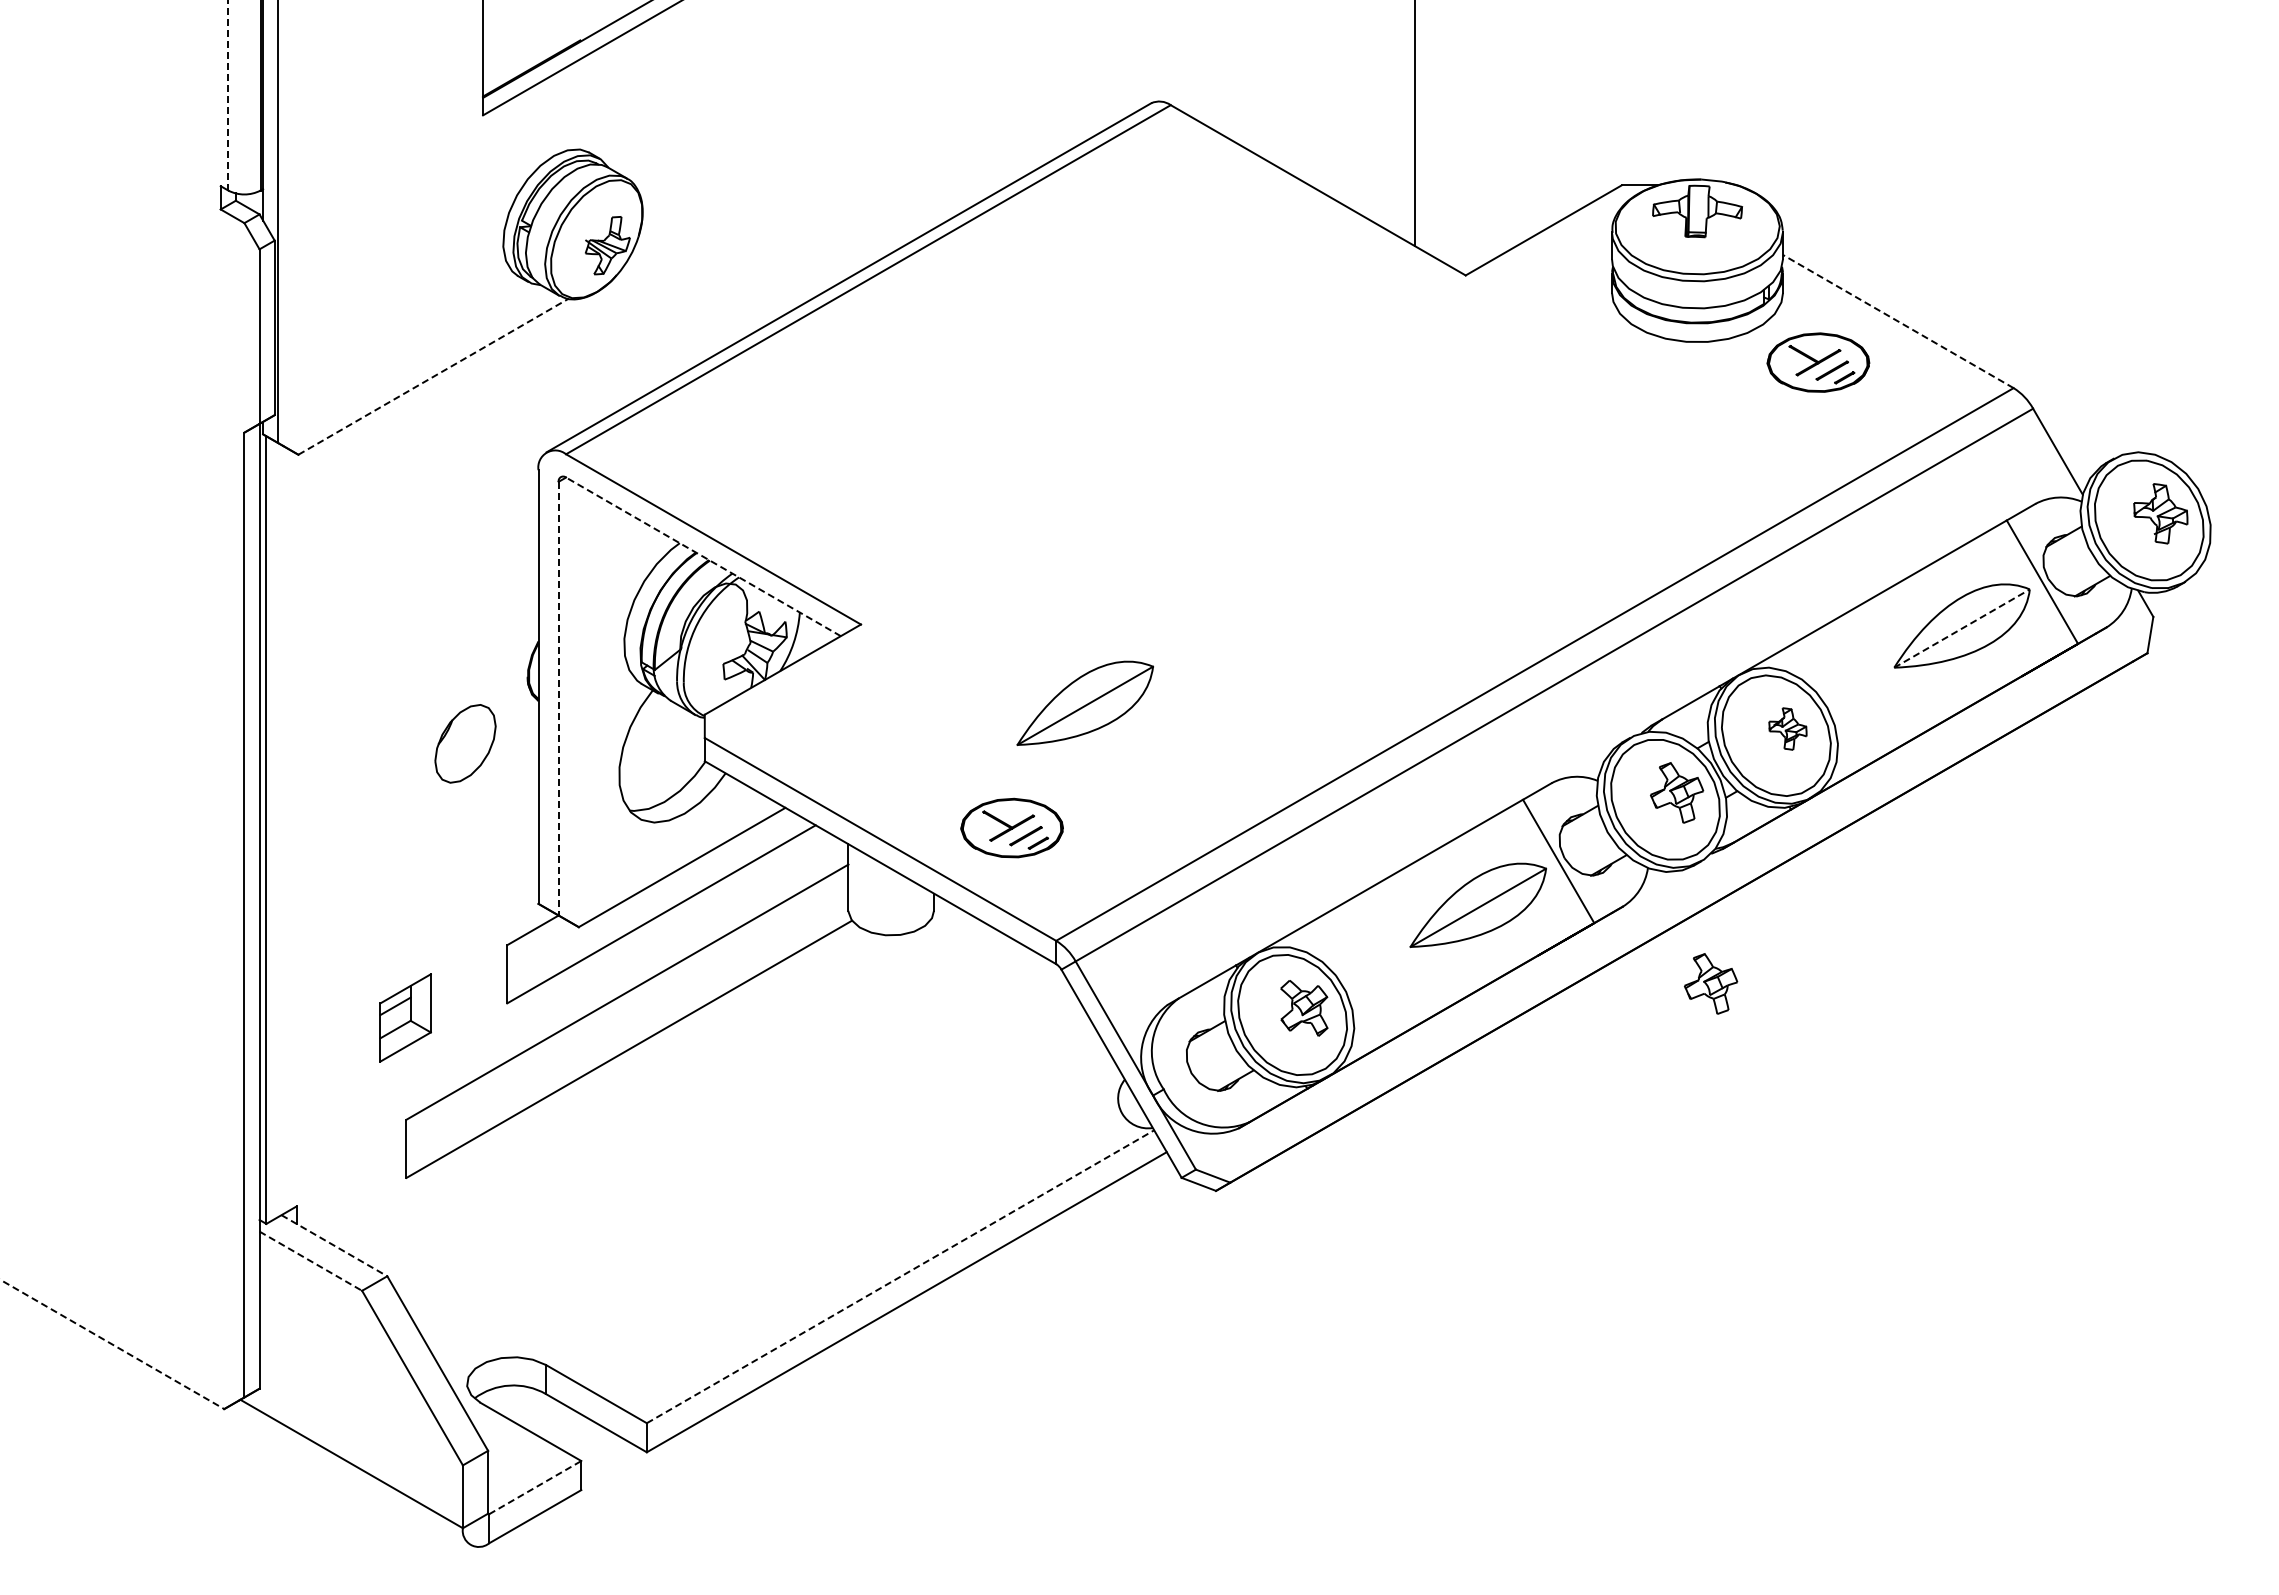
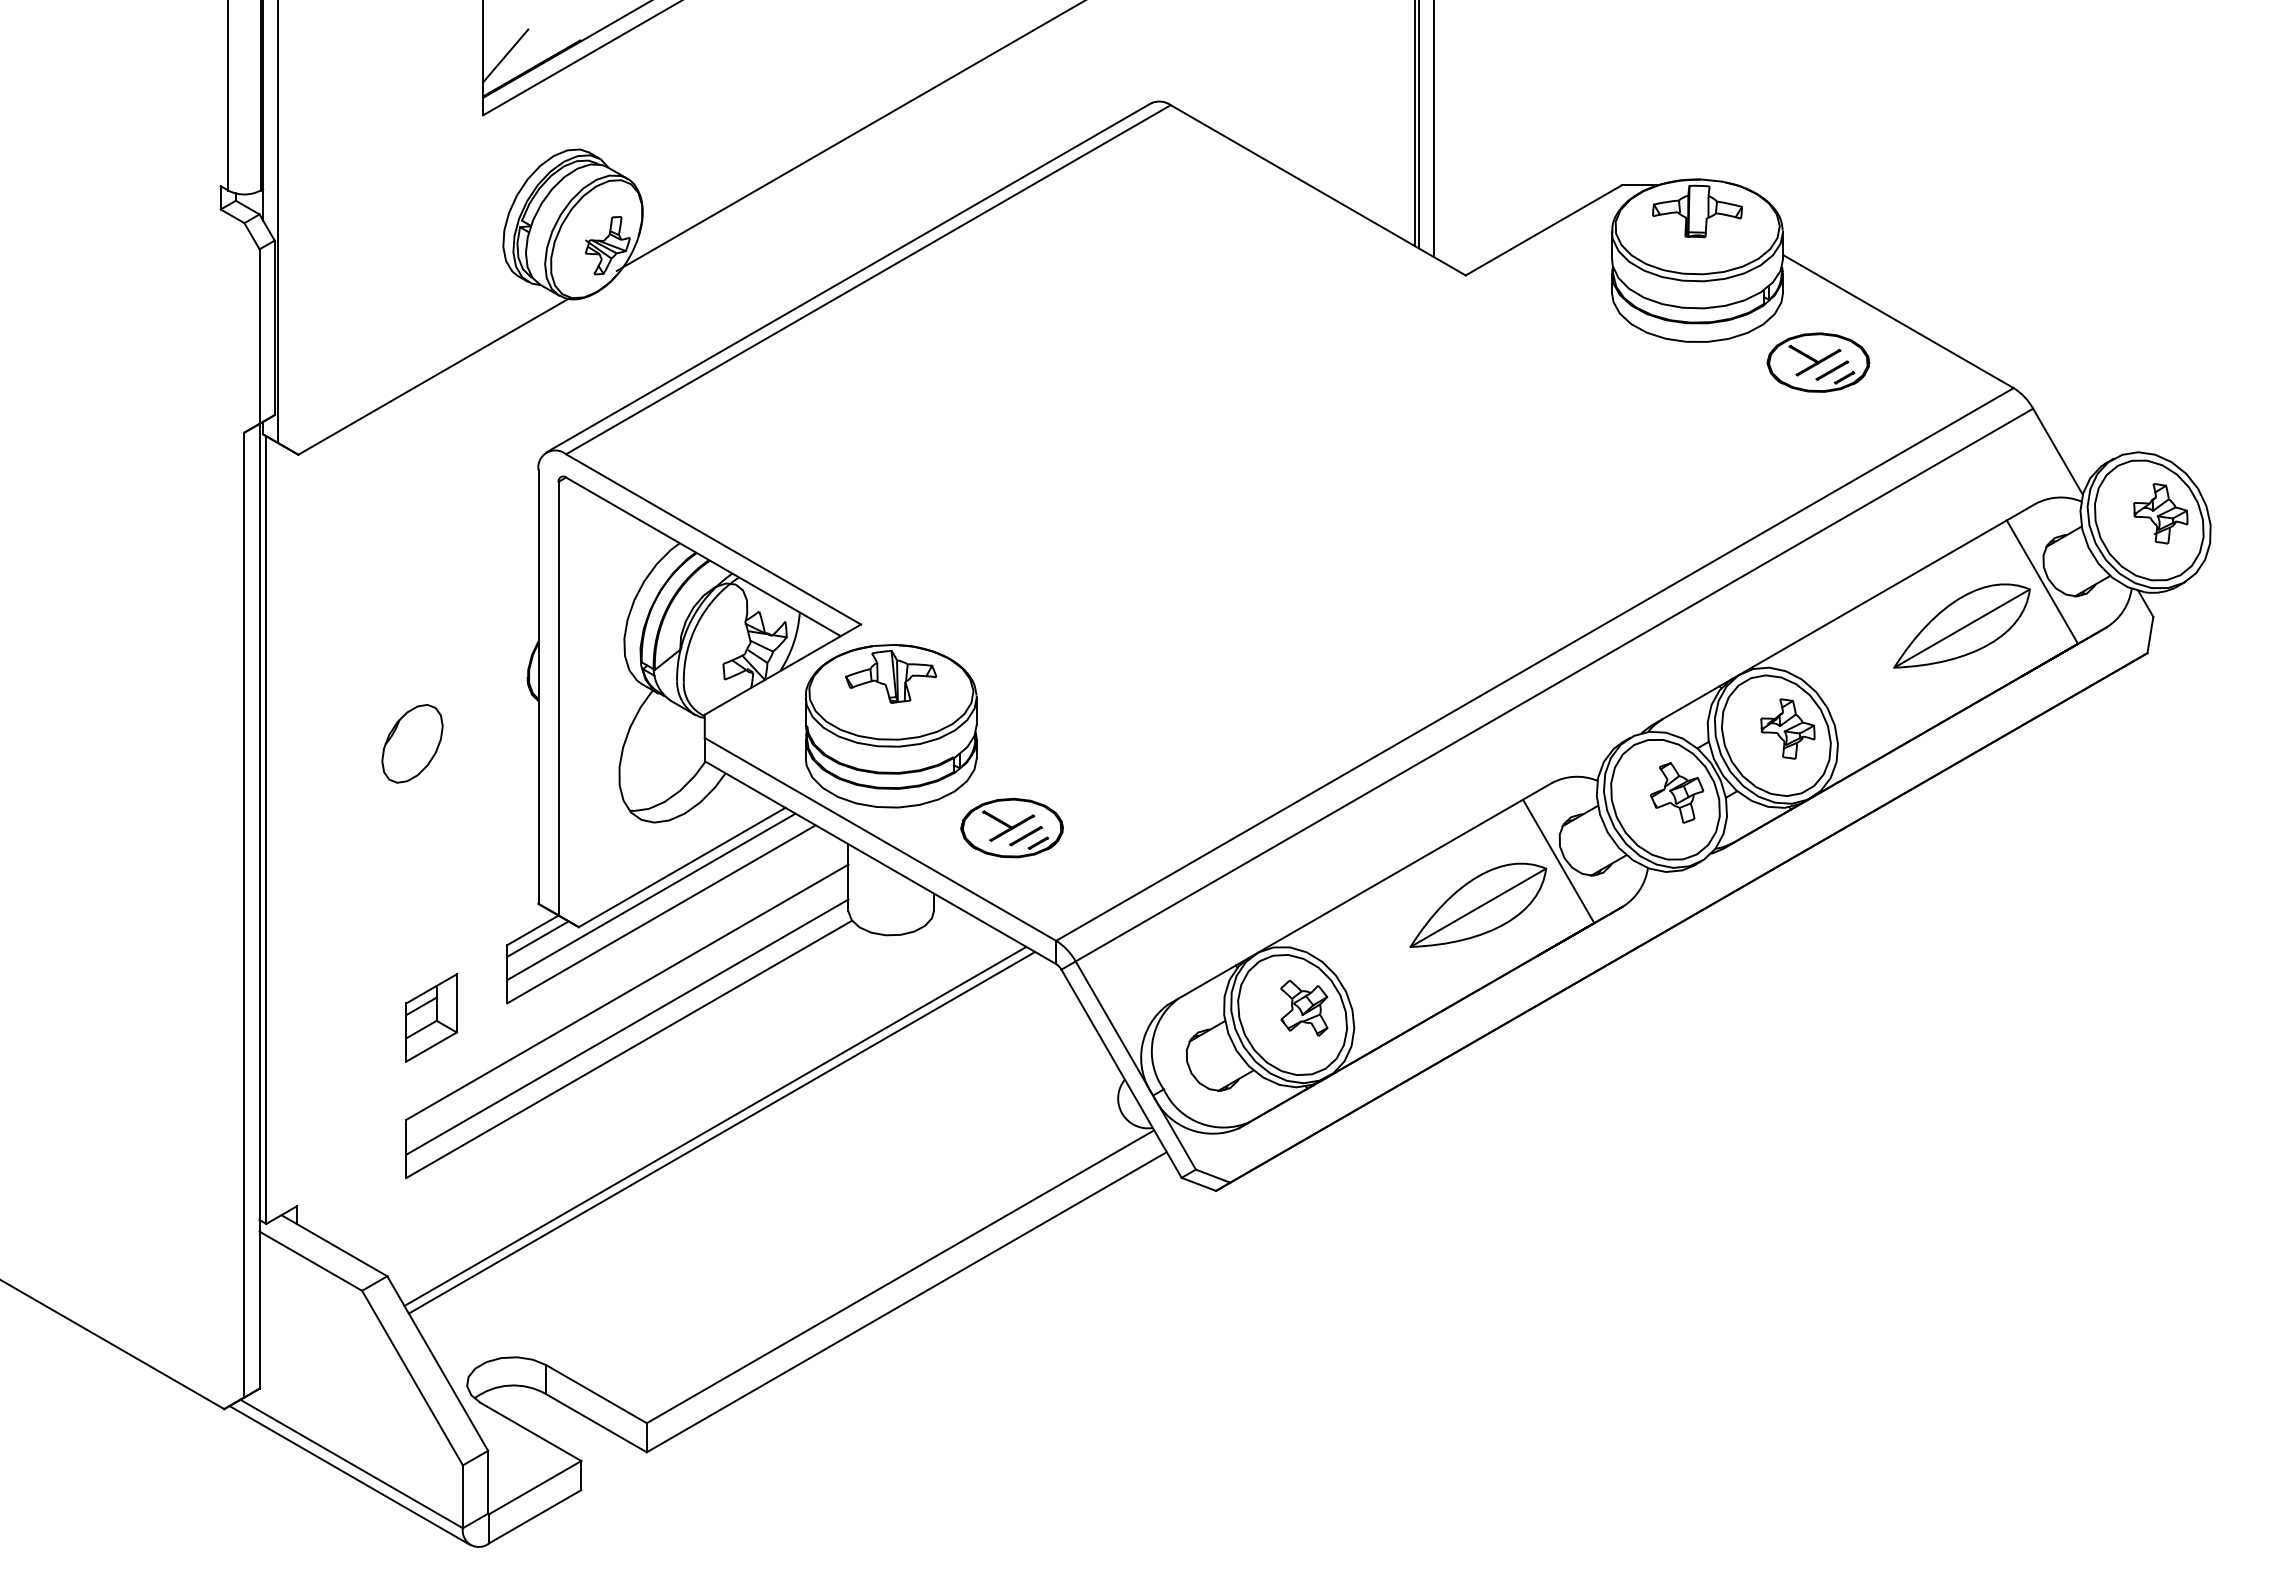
line: none -> present (505, 55)
line: dashed -> solid (228, 95)
line: none -> present (1418, 125)
line: none -> present (1433, 129)
line: none -> present (849, 136)
line: dashed -> solid (1897, 321)
line: dashed -> solid (434, 376)
line: dashed -> solid (703, 556)
line: dashed -> solid (1962, 628)
line: dashed -> solid (558, 698)
part: present -> none (1084, 702)
part: none -> present (891, 726)
part size: 40x44 px -> 56x62 px (1787, 728)
part position: (465, 743) -> (412, 743) (412, 743)
line: none -> present (651, 896)
line: none -> present (537, 938)
part: present -> none (1711, 983)
part position: (405, 1017) -> (431, 1017) (431, 1017)
line: none -> present (627, 1026)
line: none -> present (715, 1125)
line: none -> present (721, 1132)
line: dashed -> solid (334, 1245)
line: dashed -> solid (311, 1261)
line: dashed -> solid (900, 1276)
line: dashed -> solid (112, 1344)
line: none -> present (349, 1475)
line: dashed -> solid (535, 1487)
